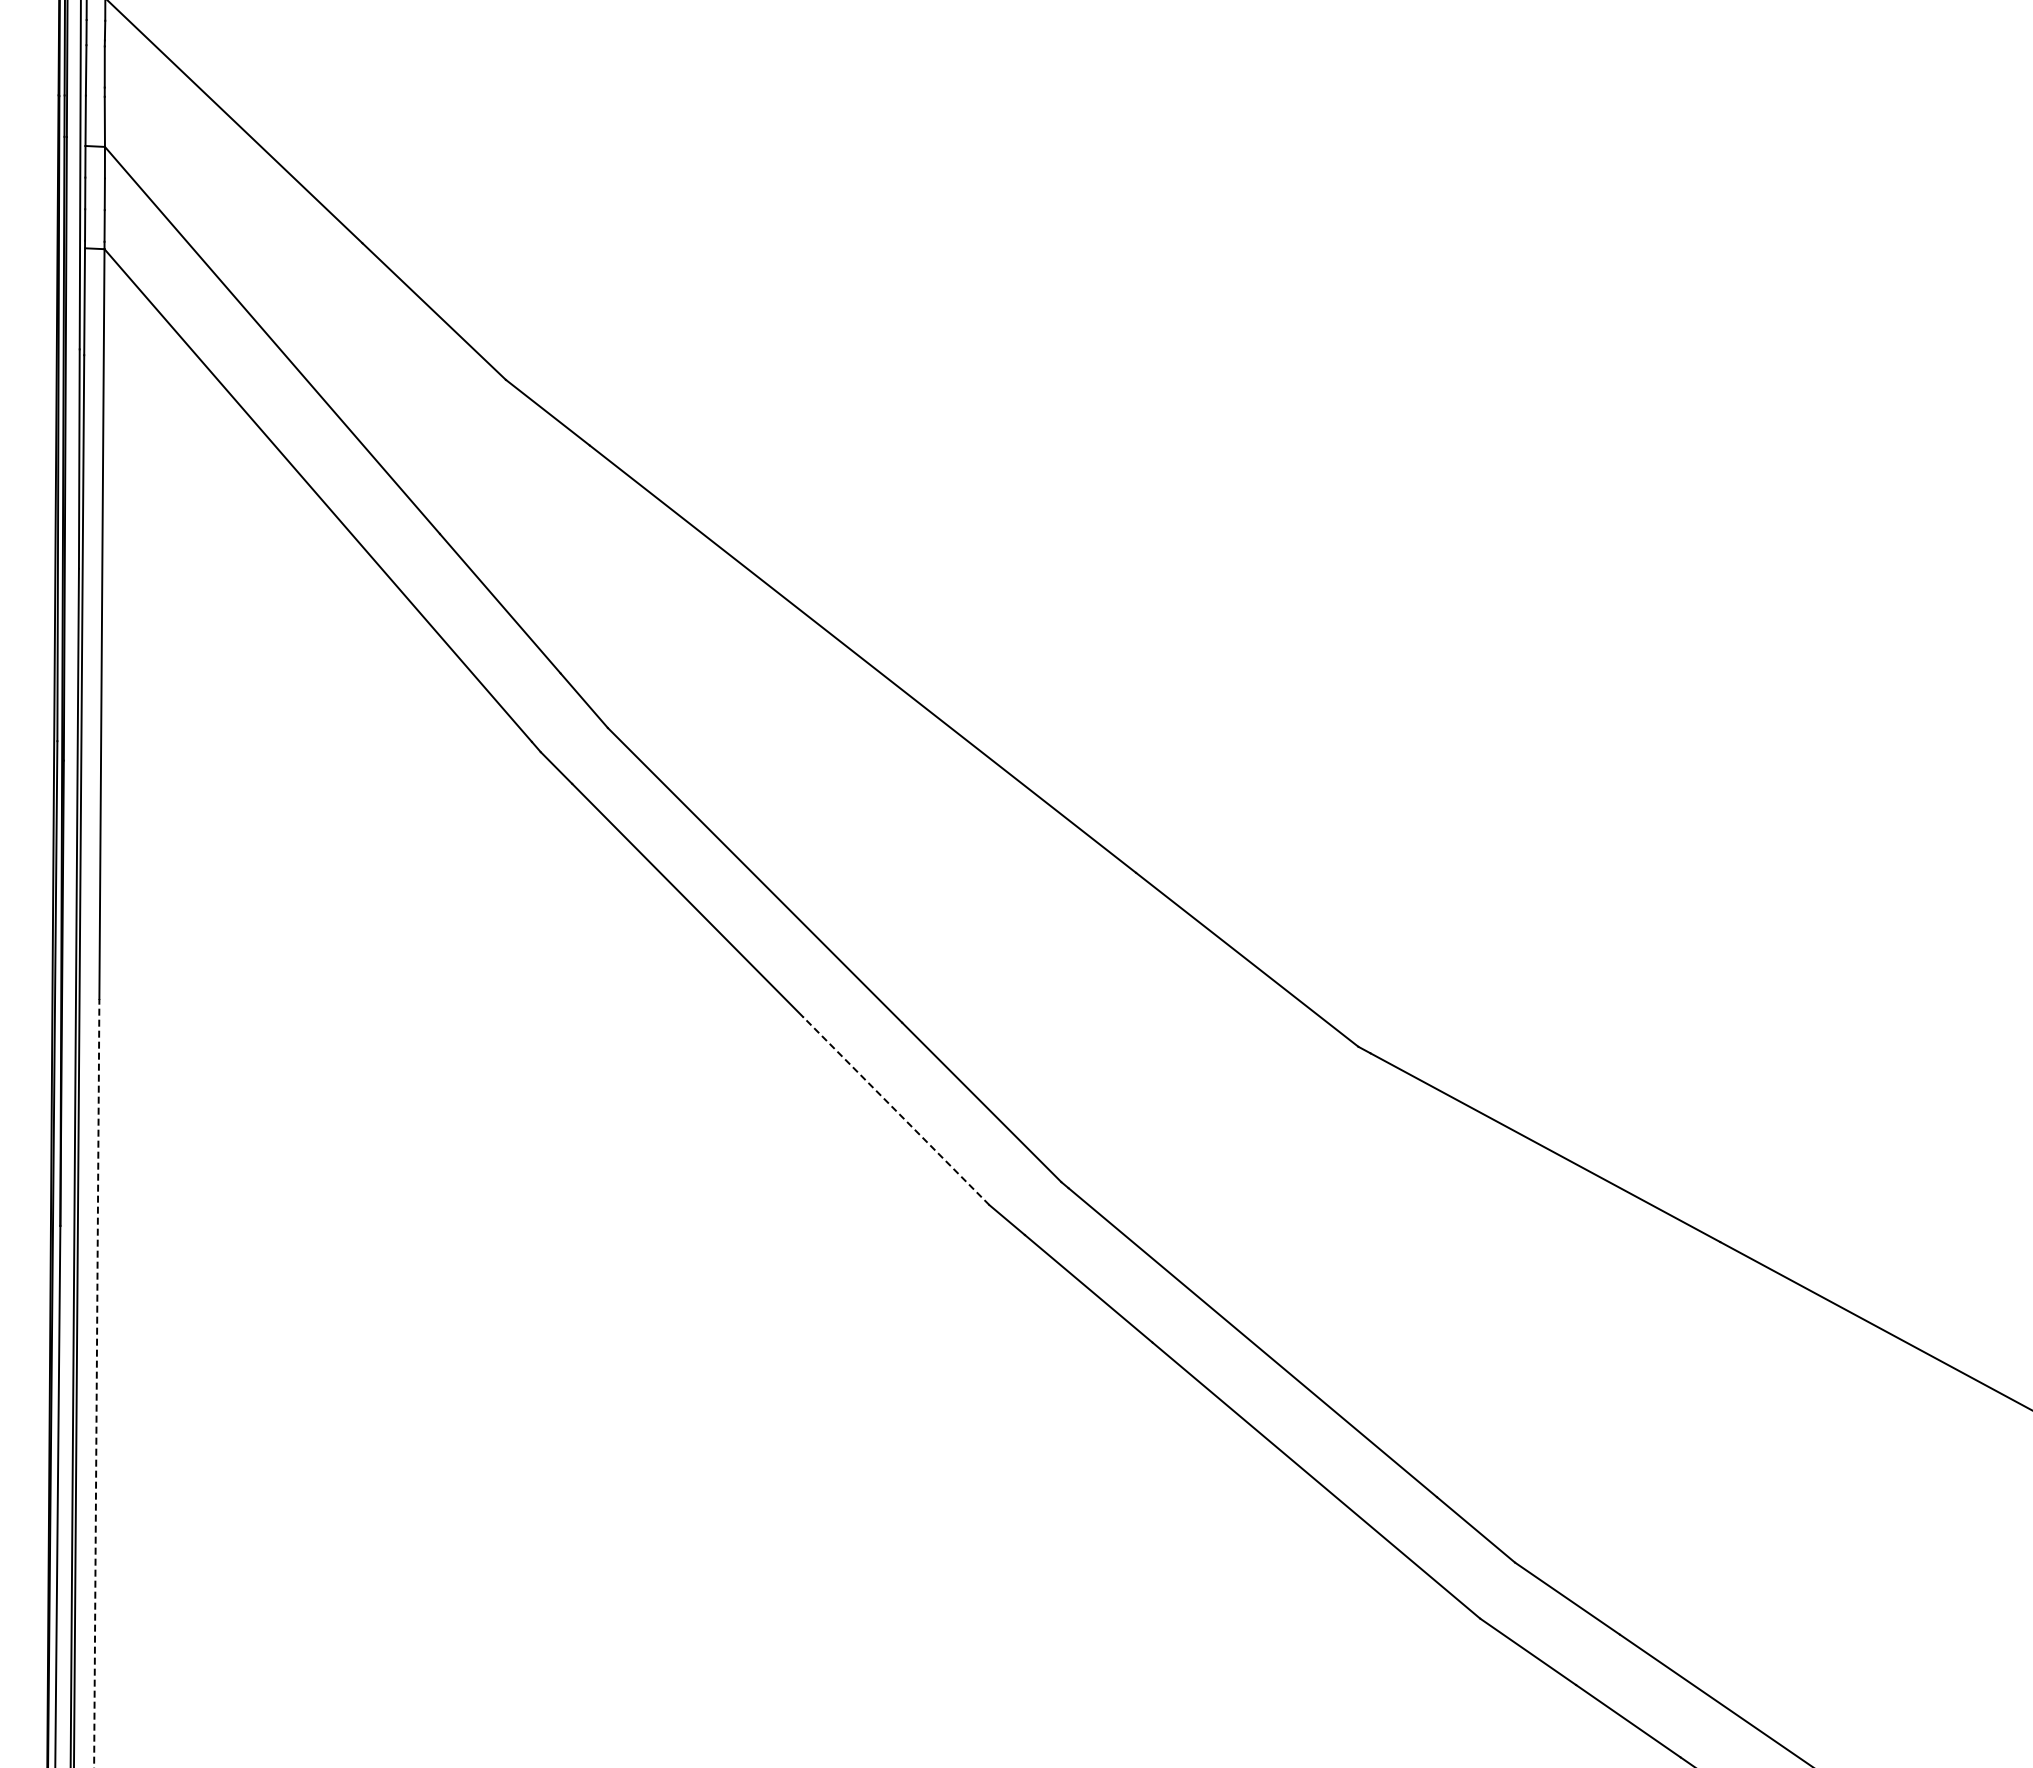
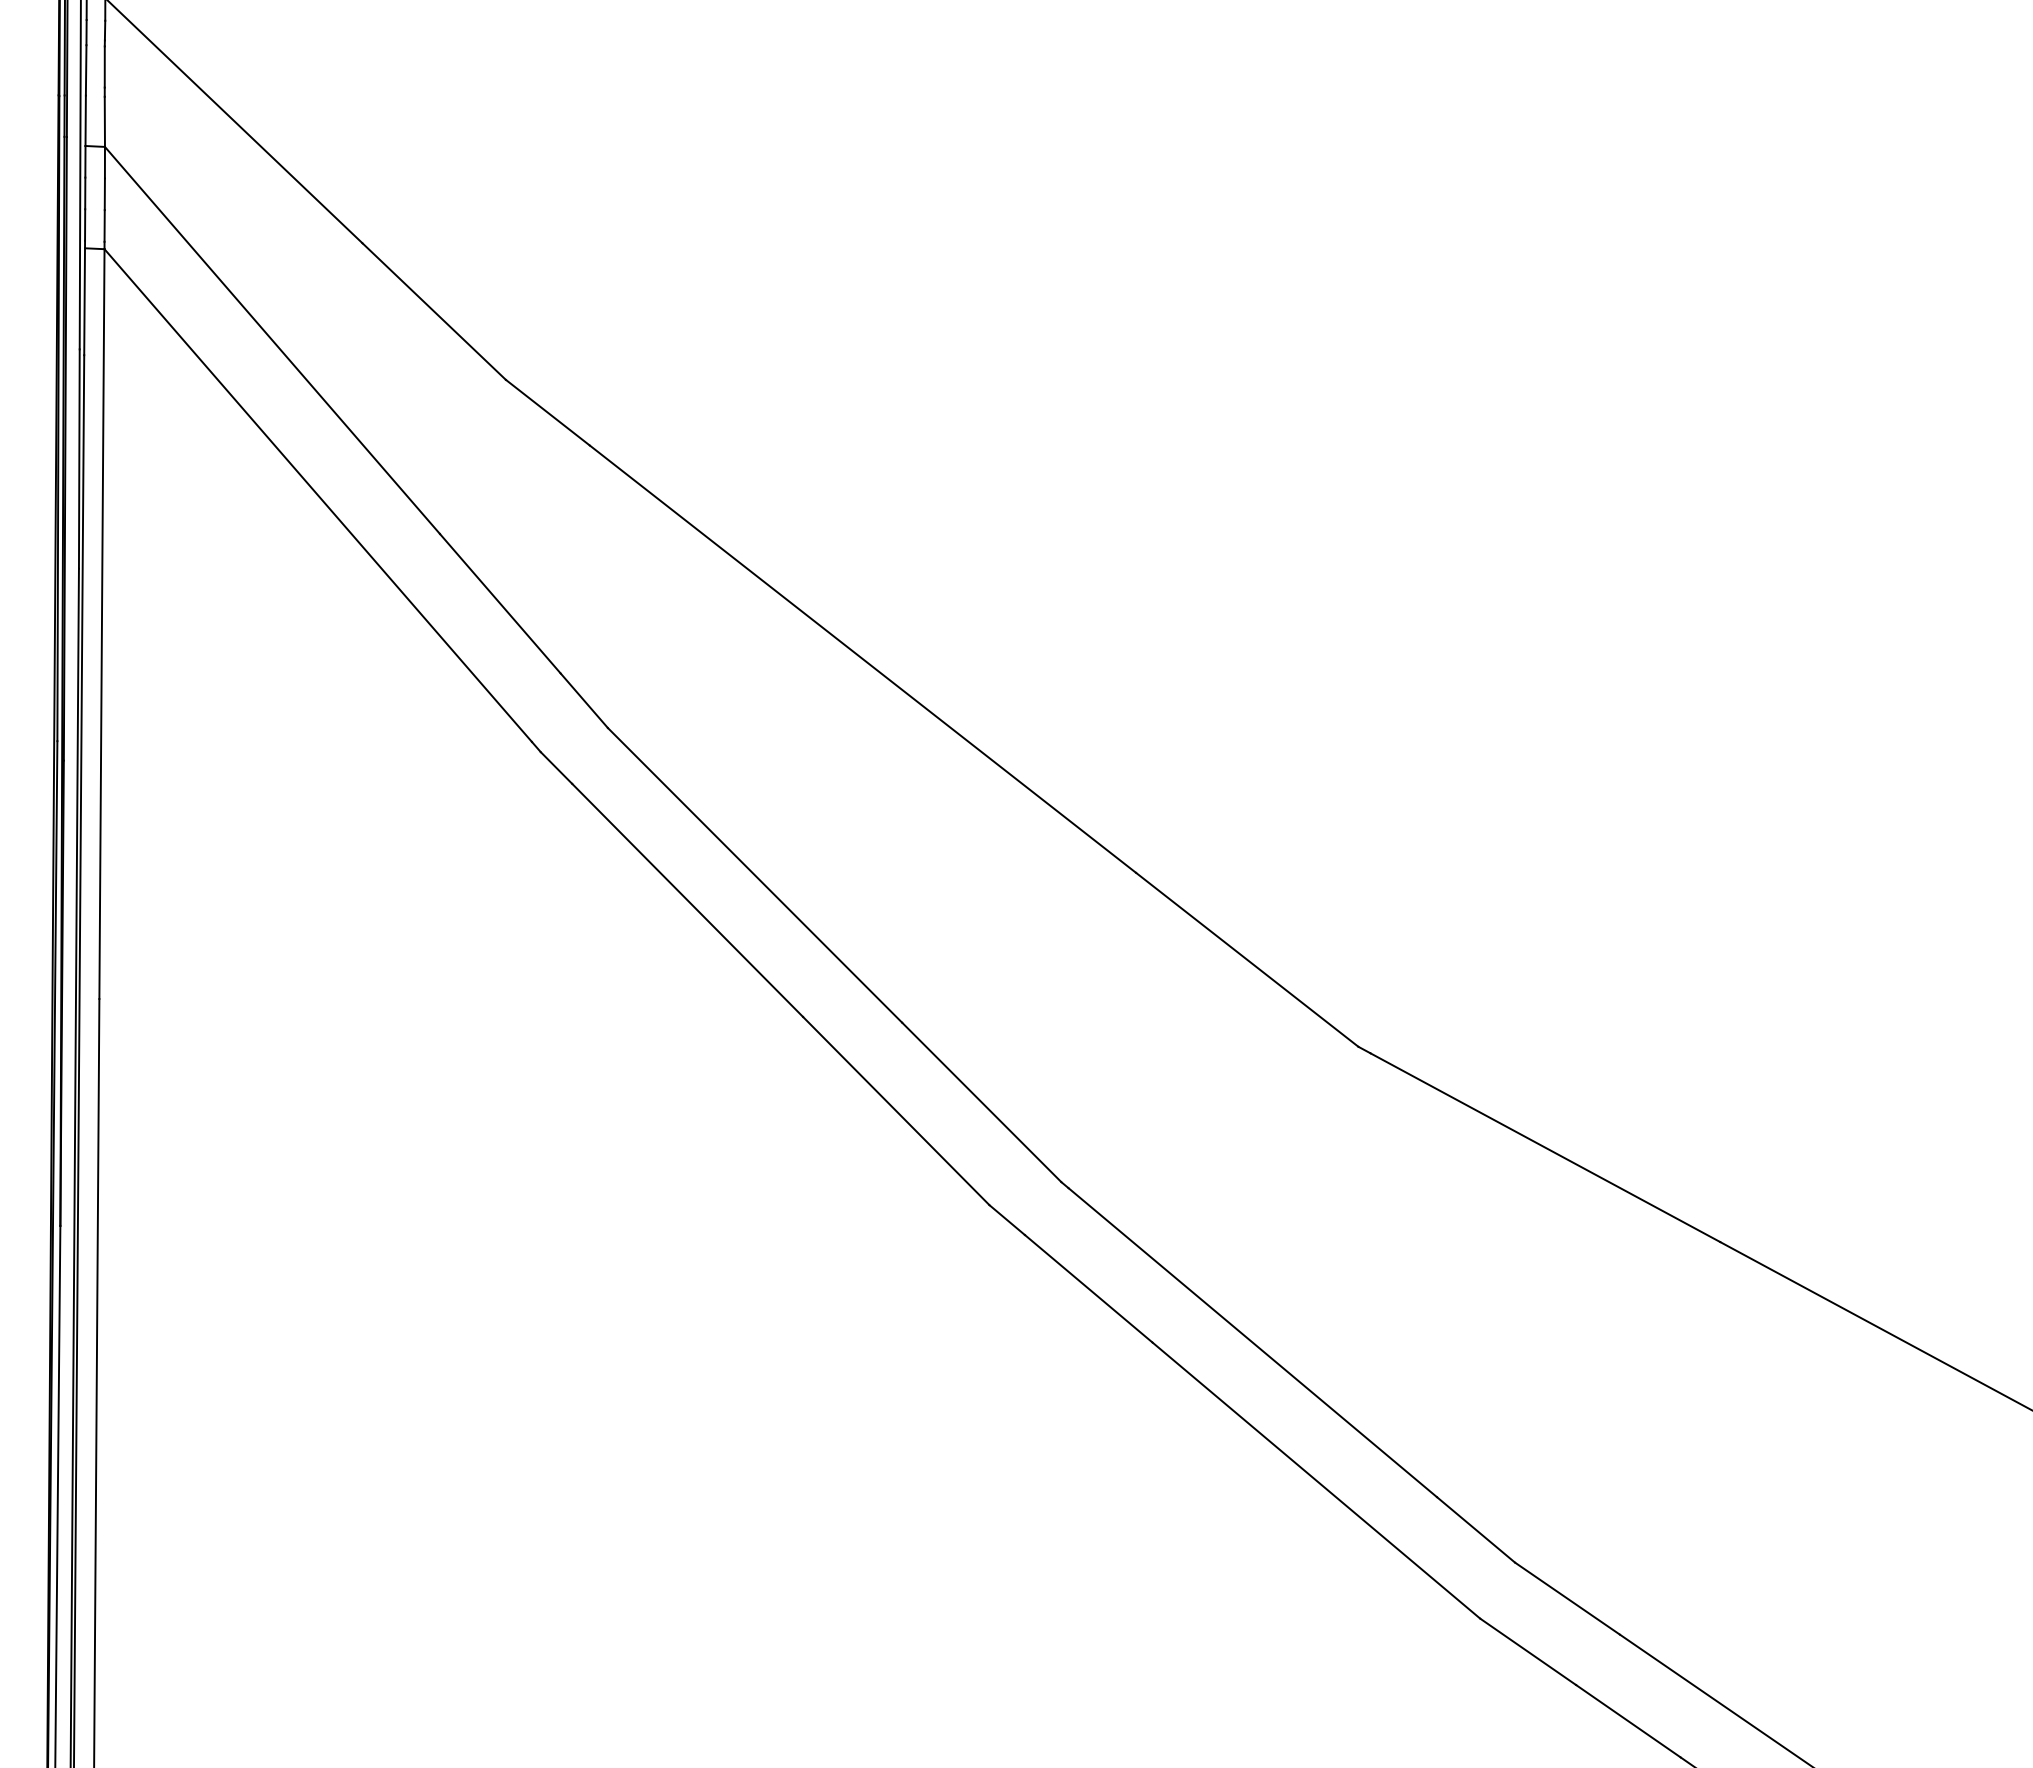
line: dashed -> solid (895, 1110)
line: dashed -> solid (96, 1382)
